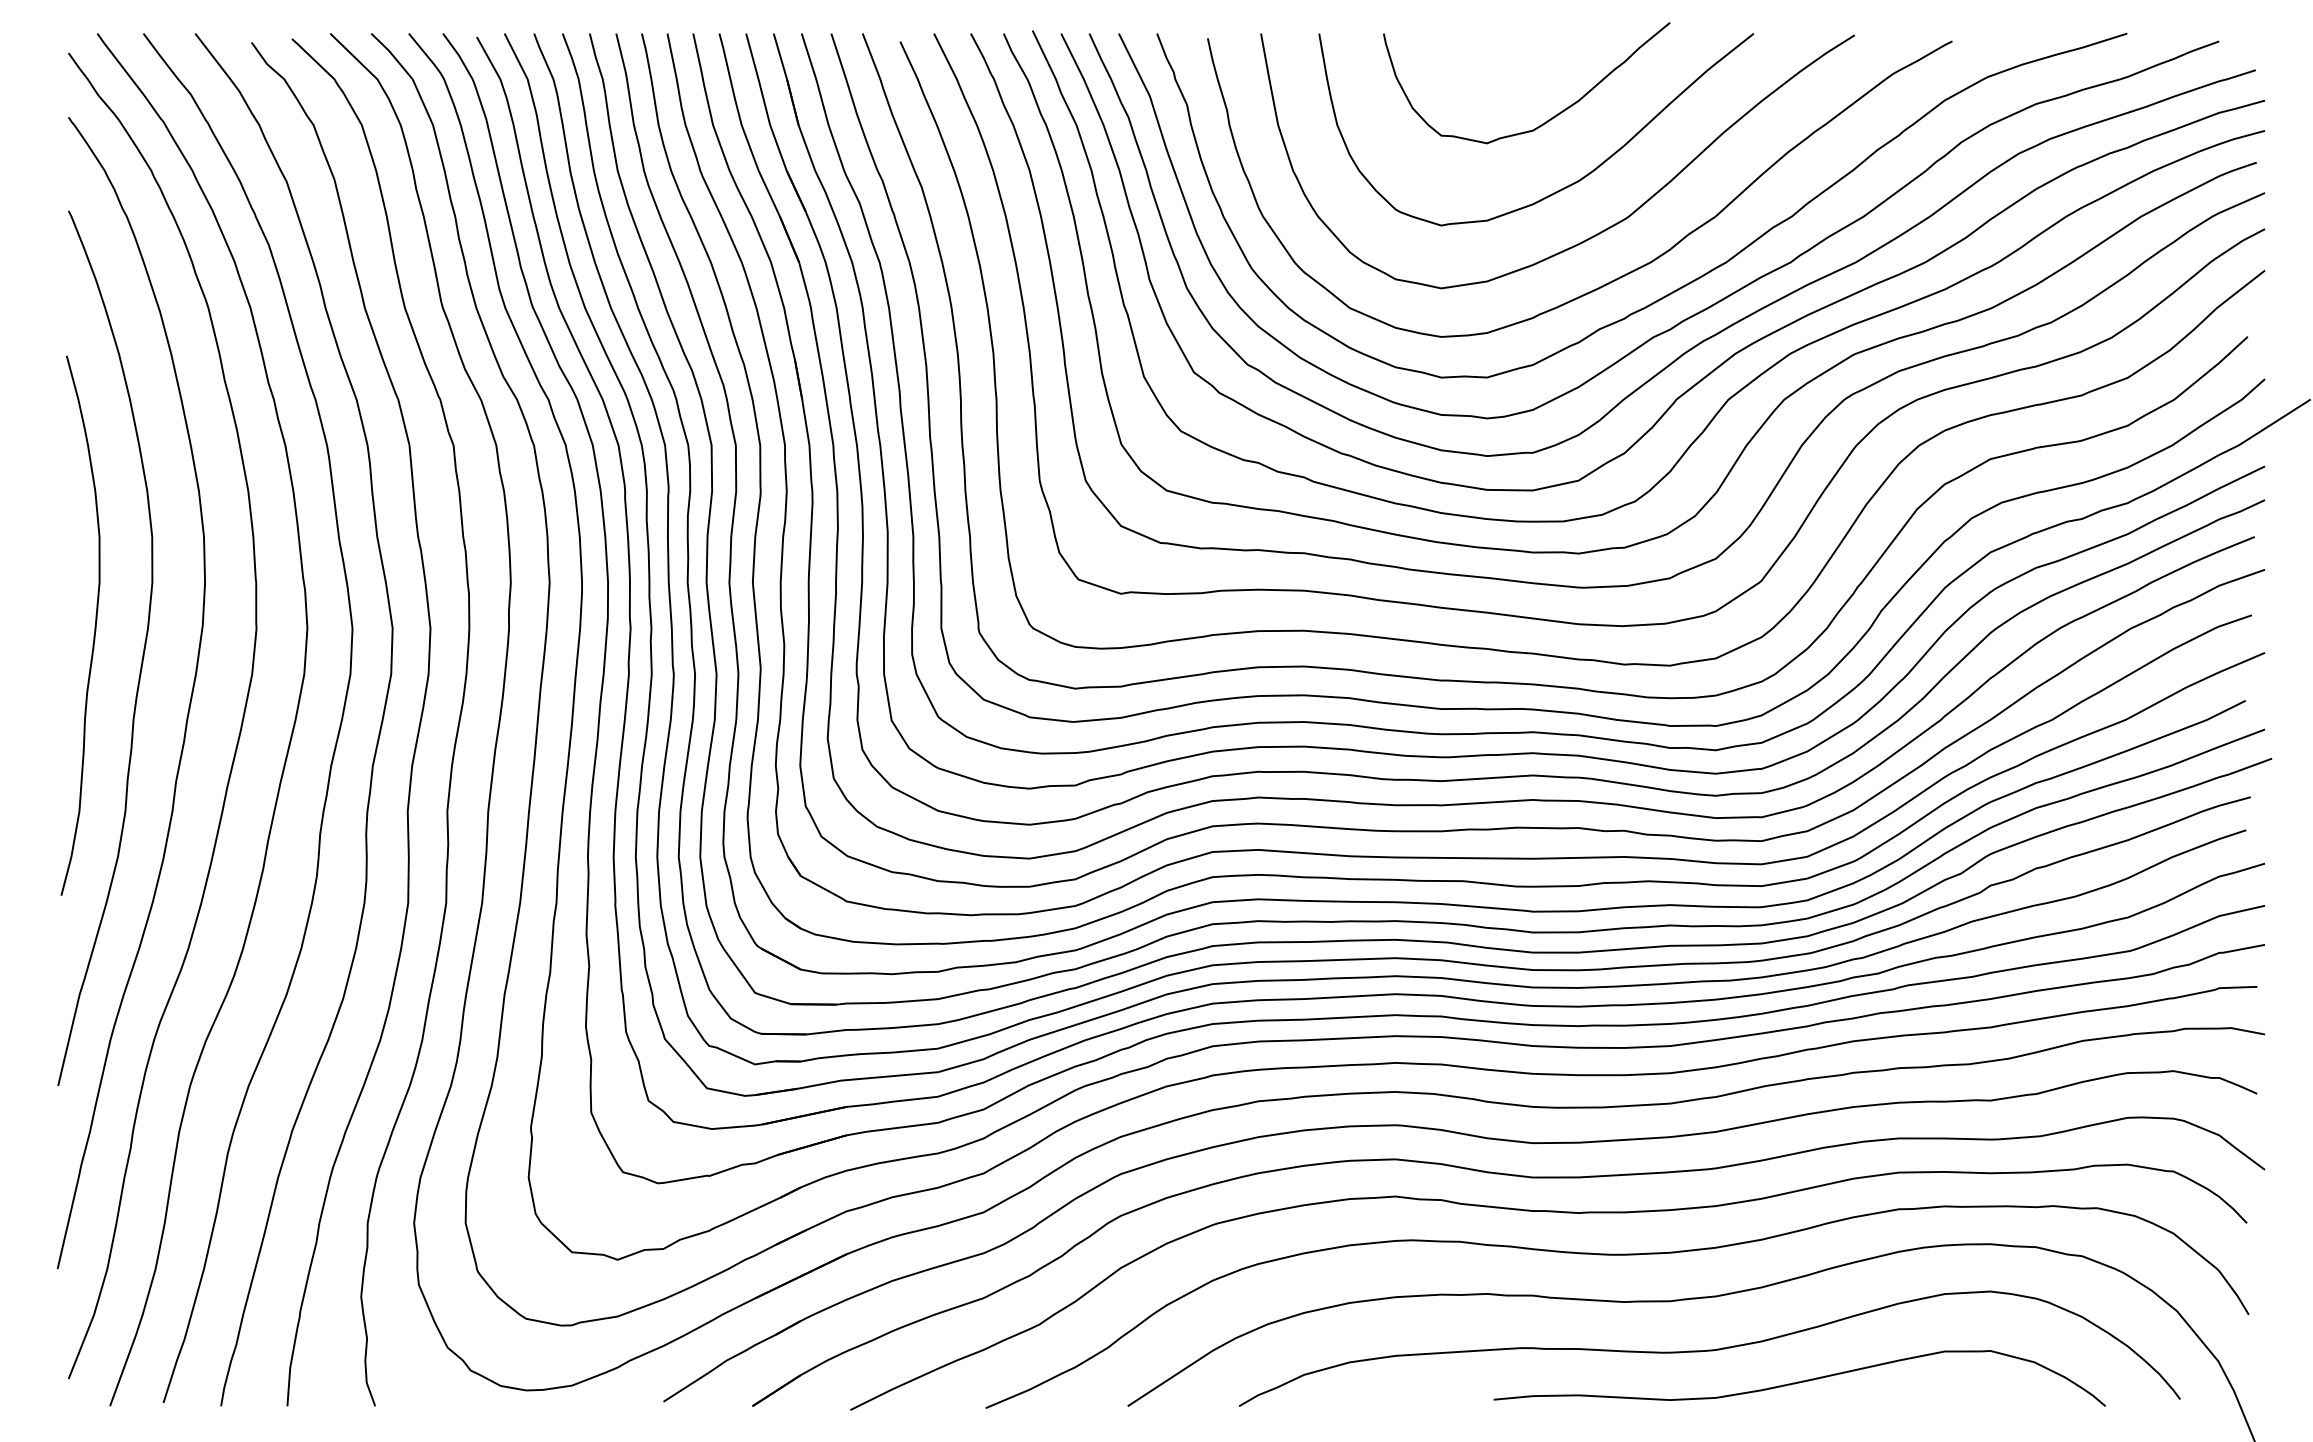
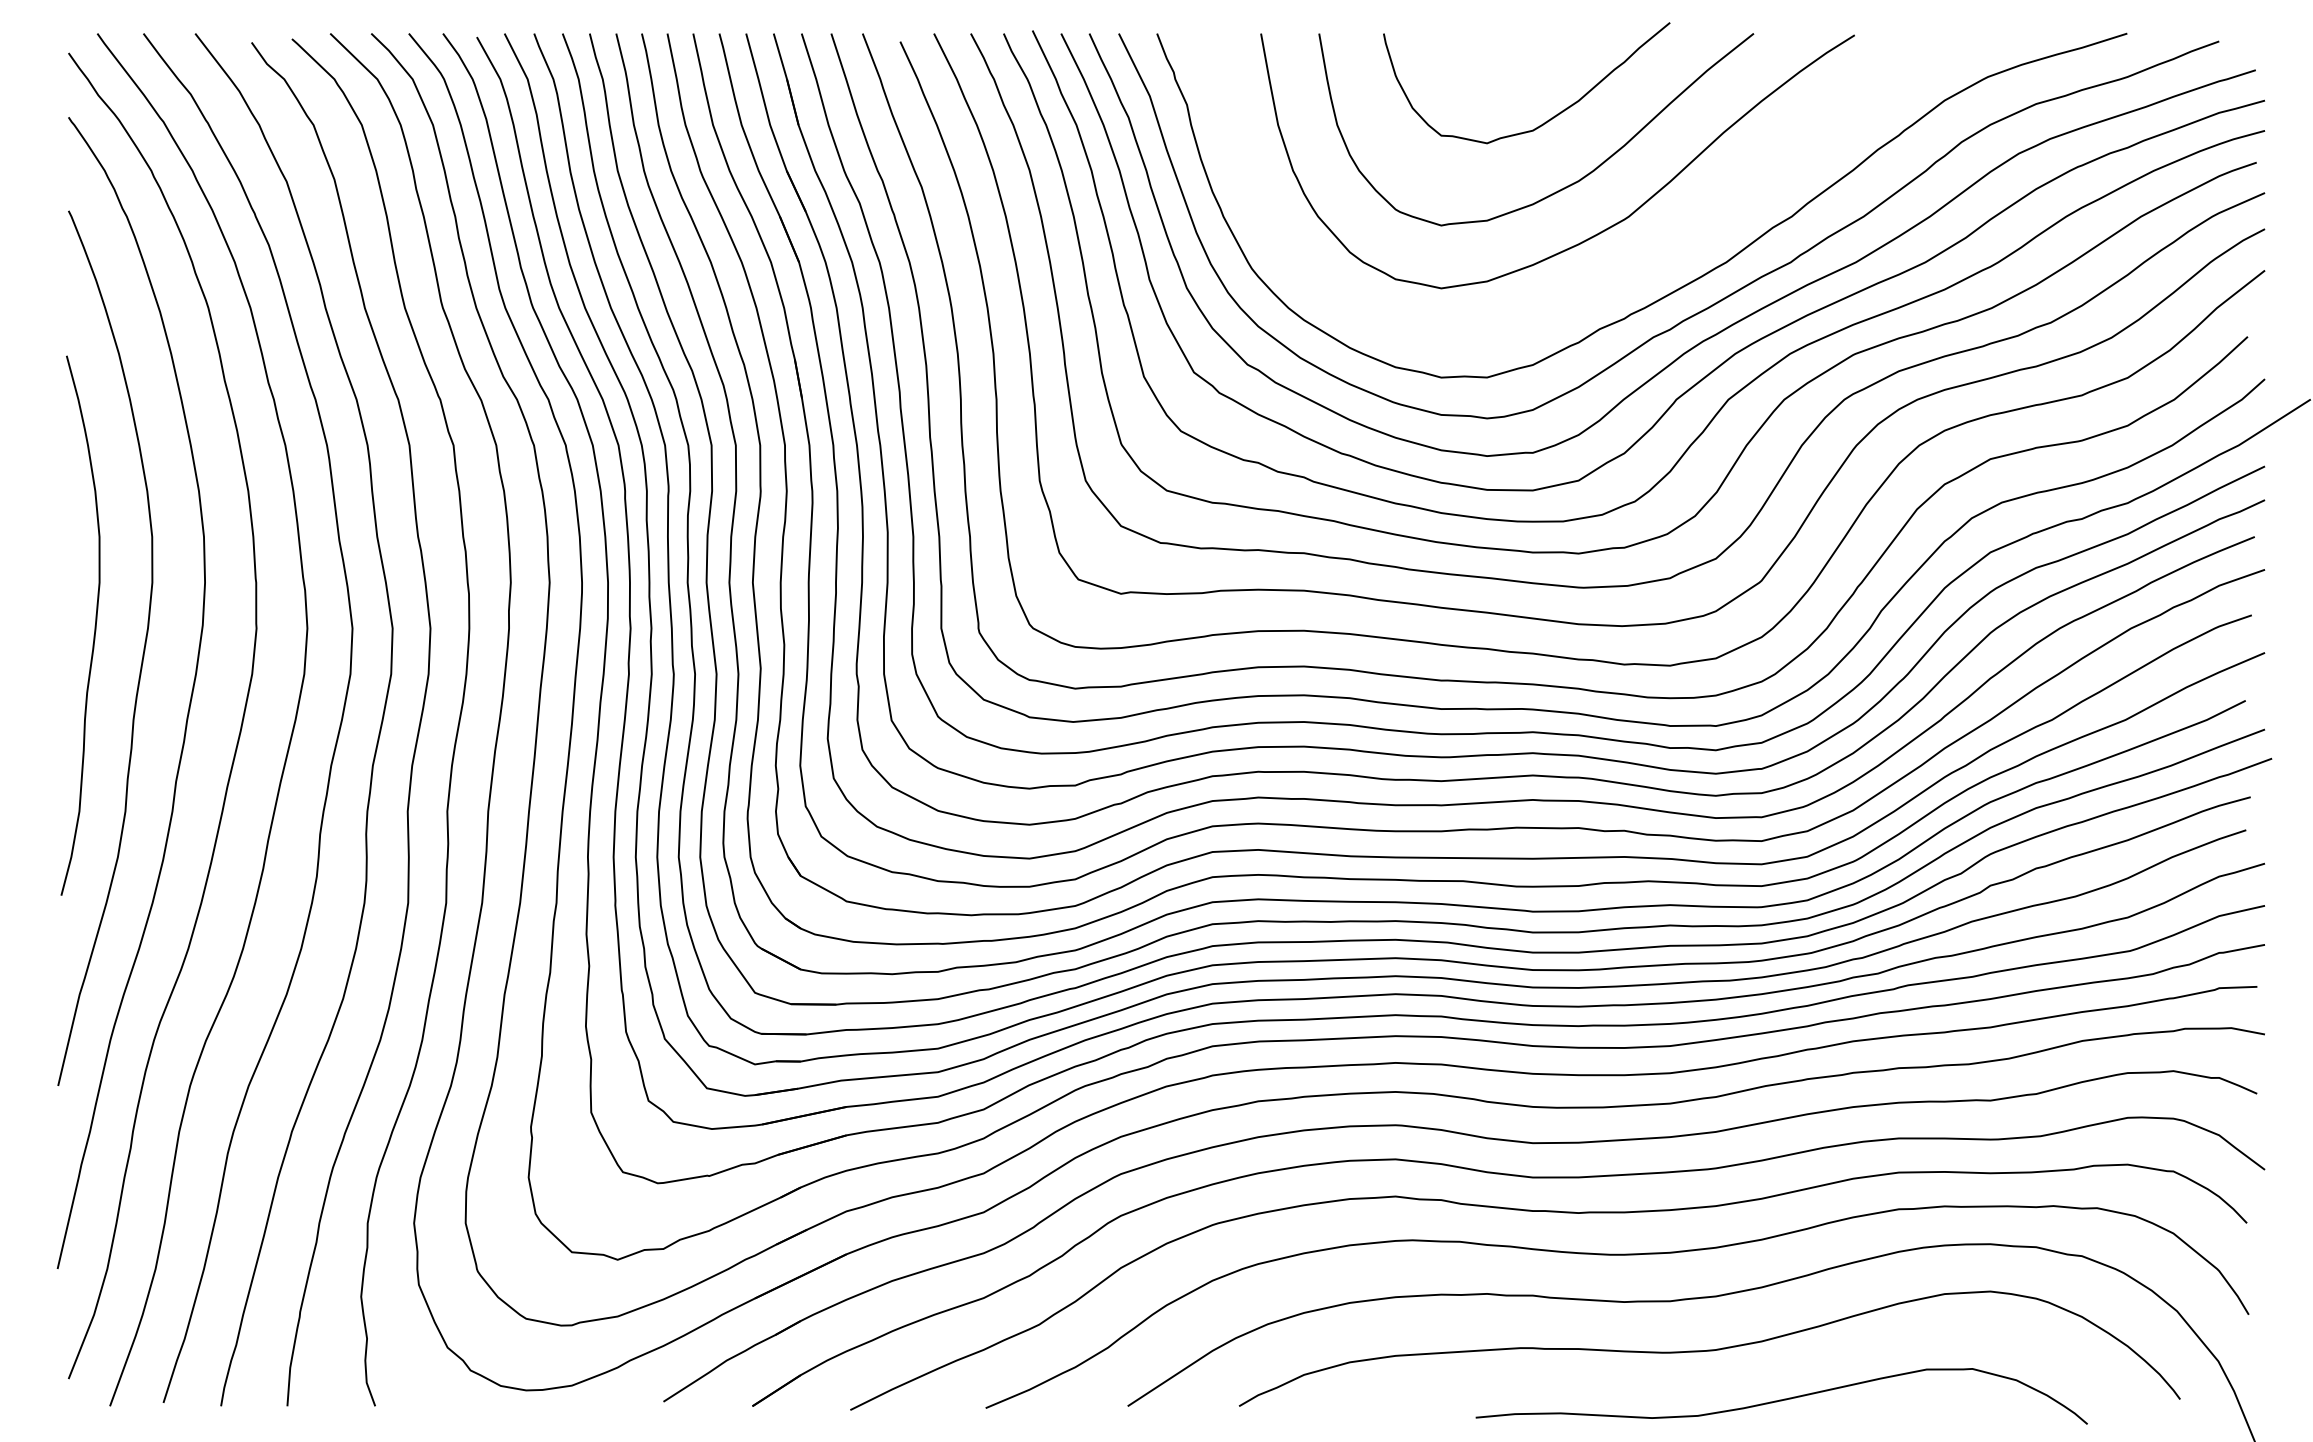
curve: present -> none (1622, 275)
curve position: (1799, 1381) -> (1781, 1399) (1781, 1399)
